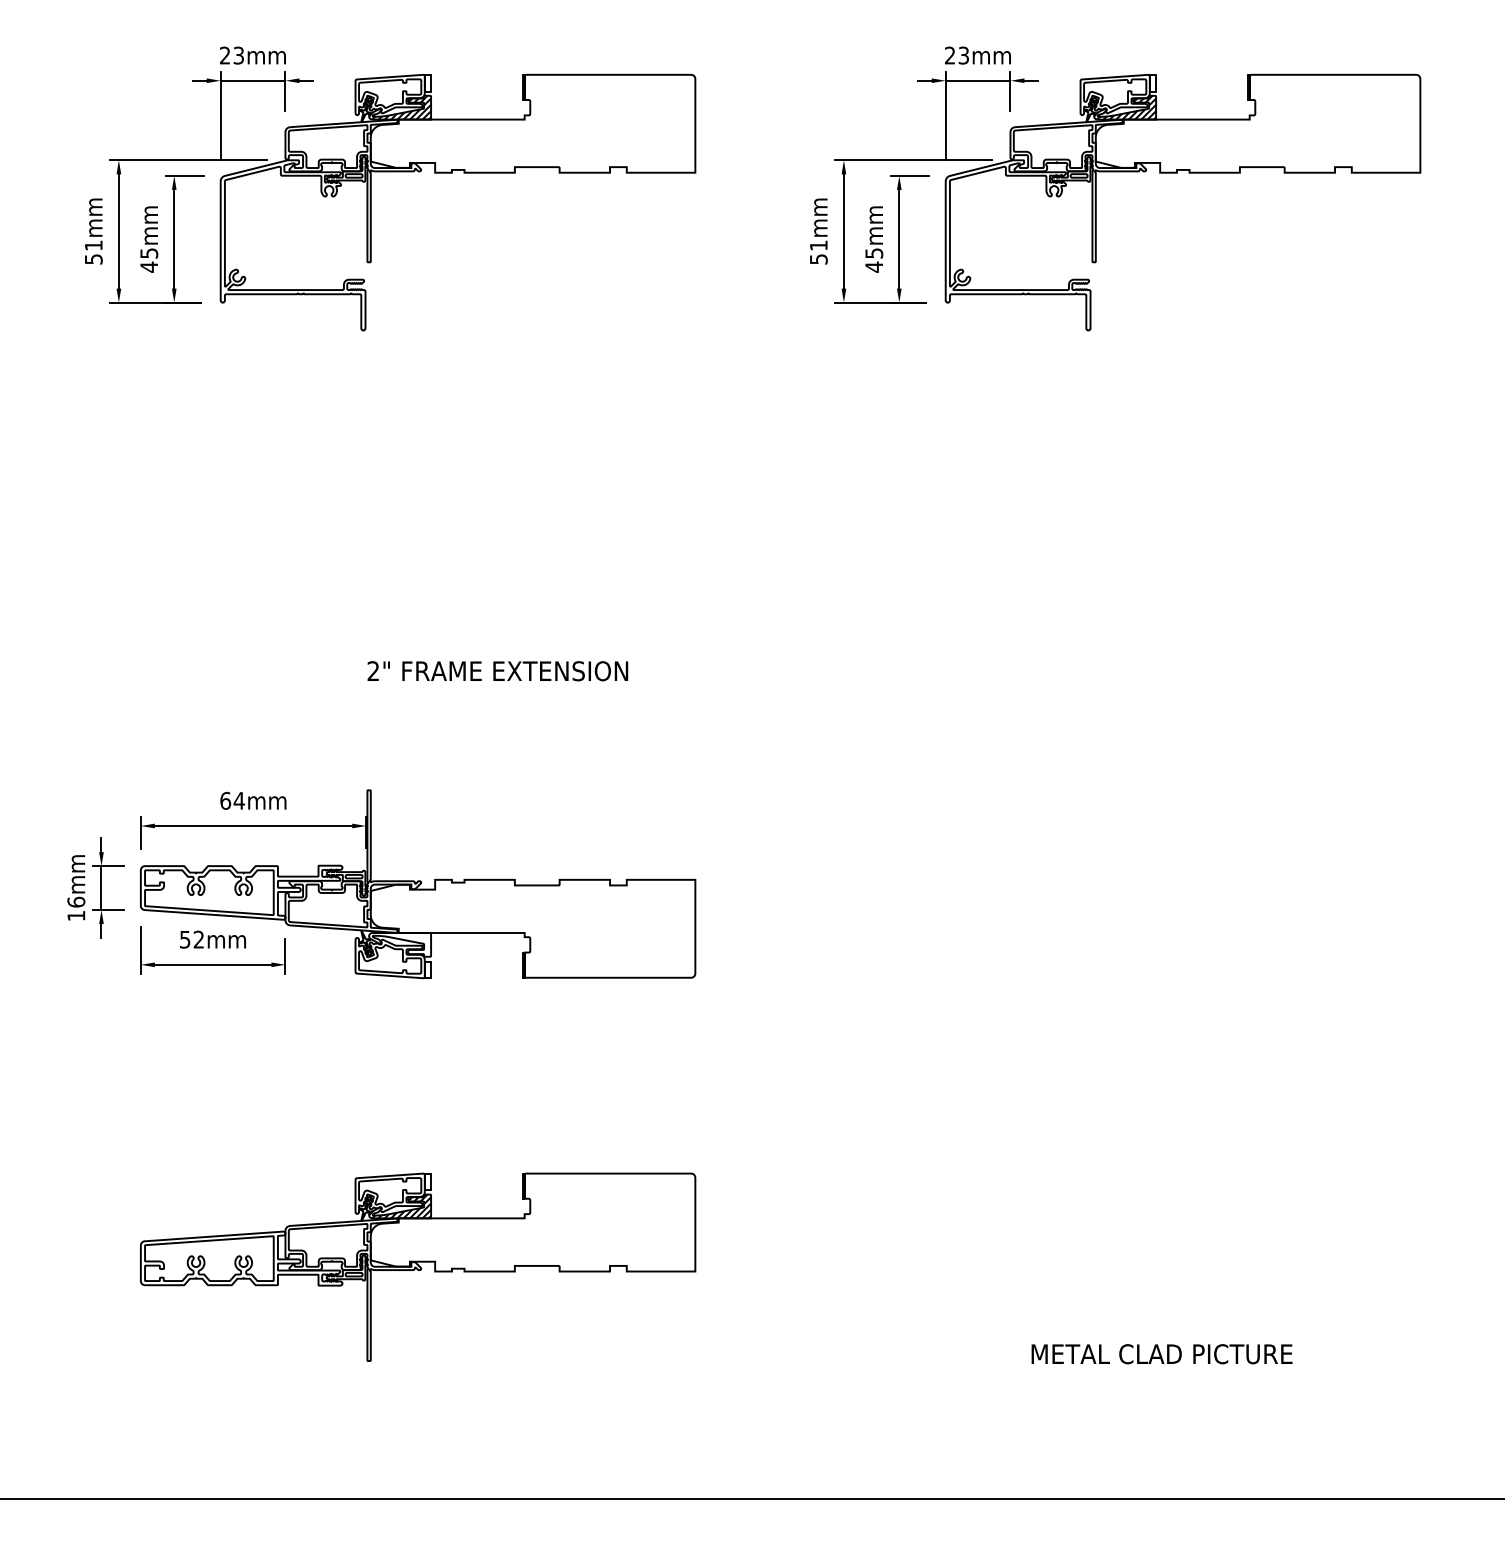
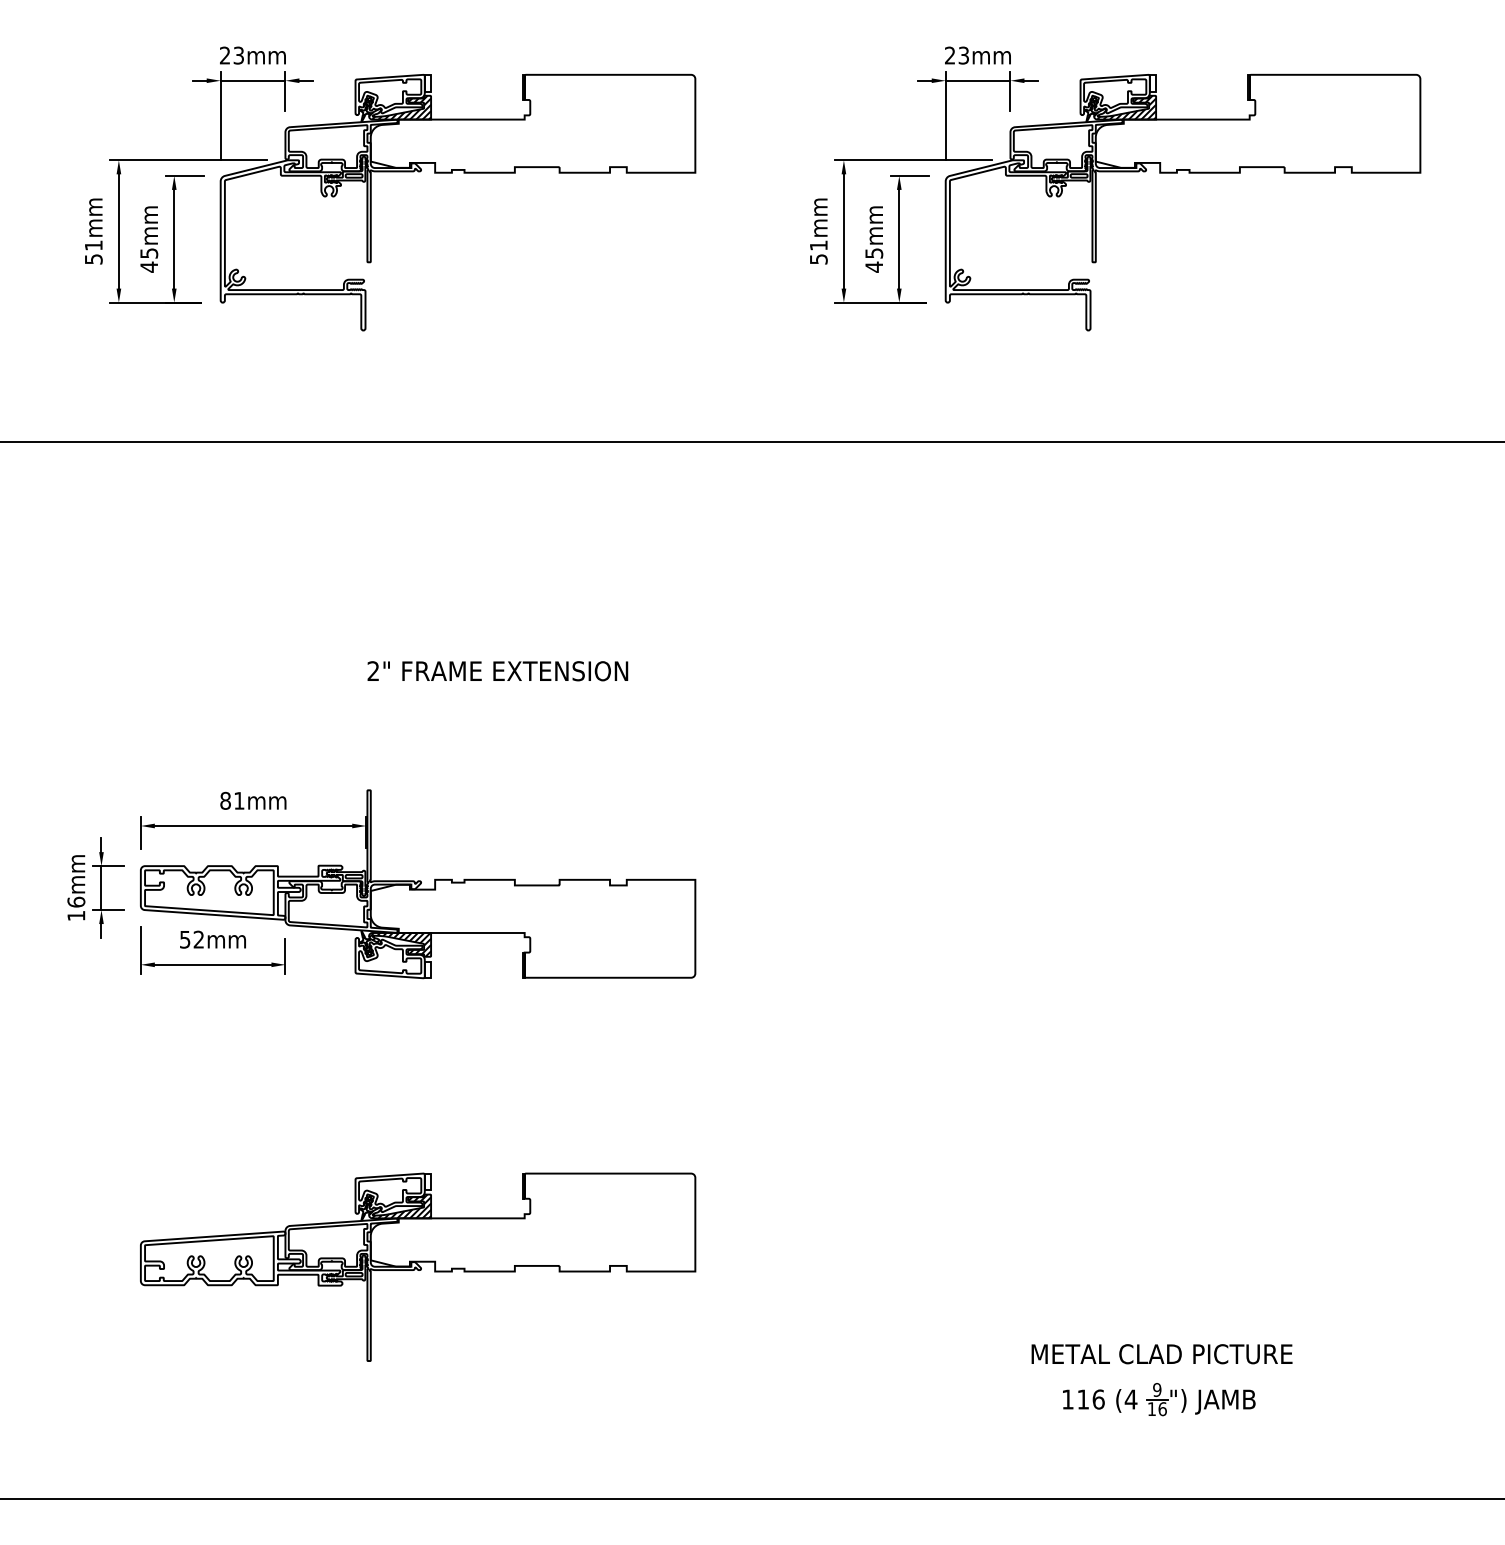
line: none -> present (751, 441)
text: 64mm -> 81mm (232, 800)
hatch: none -> present (400, 944)
part: none -> present (1159, 1399)
